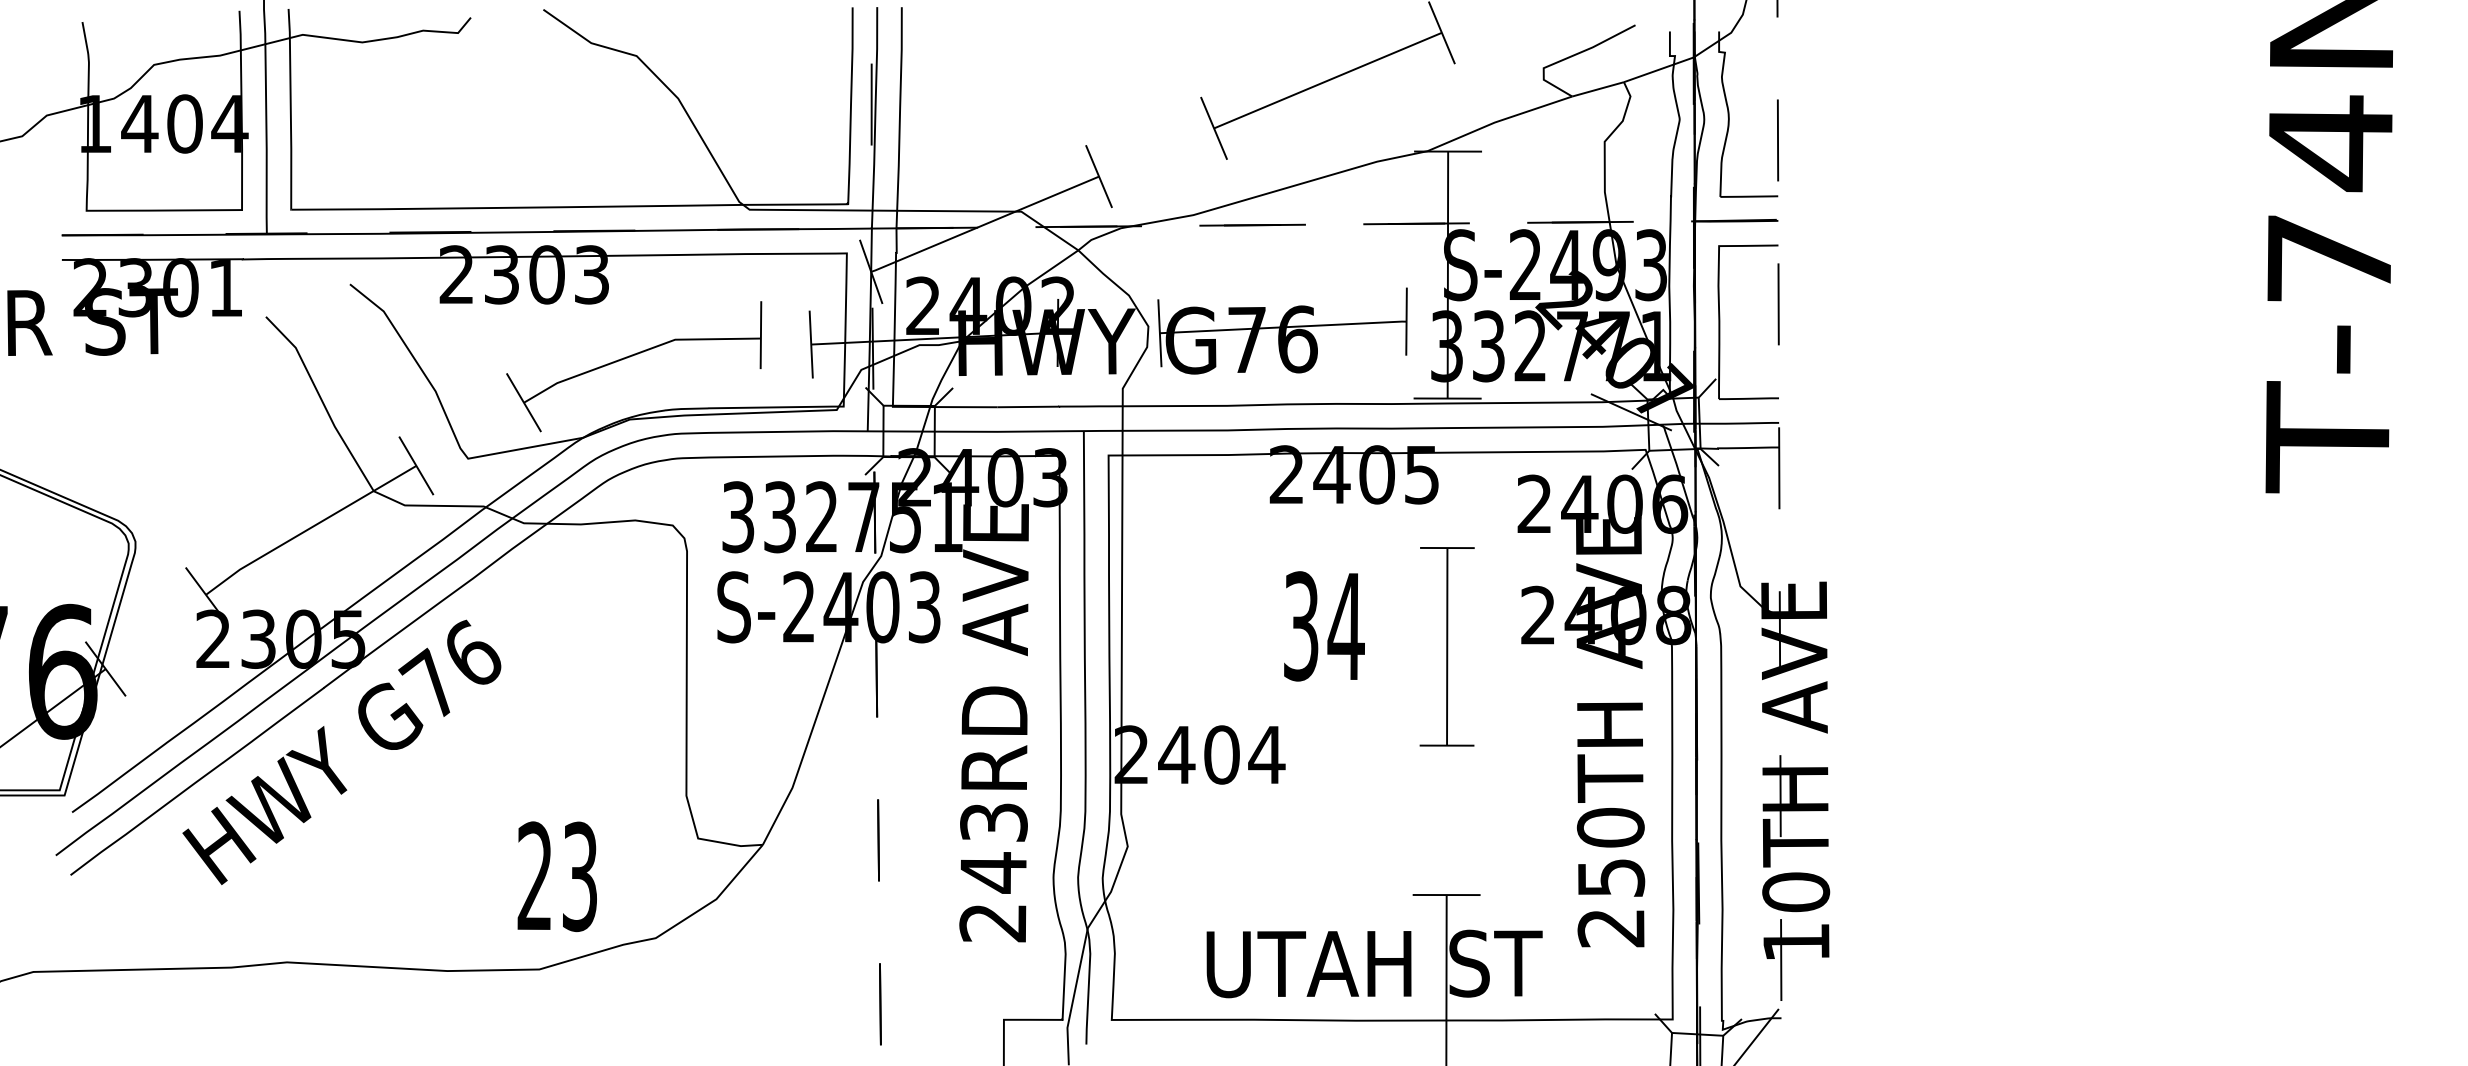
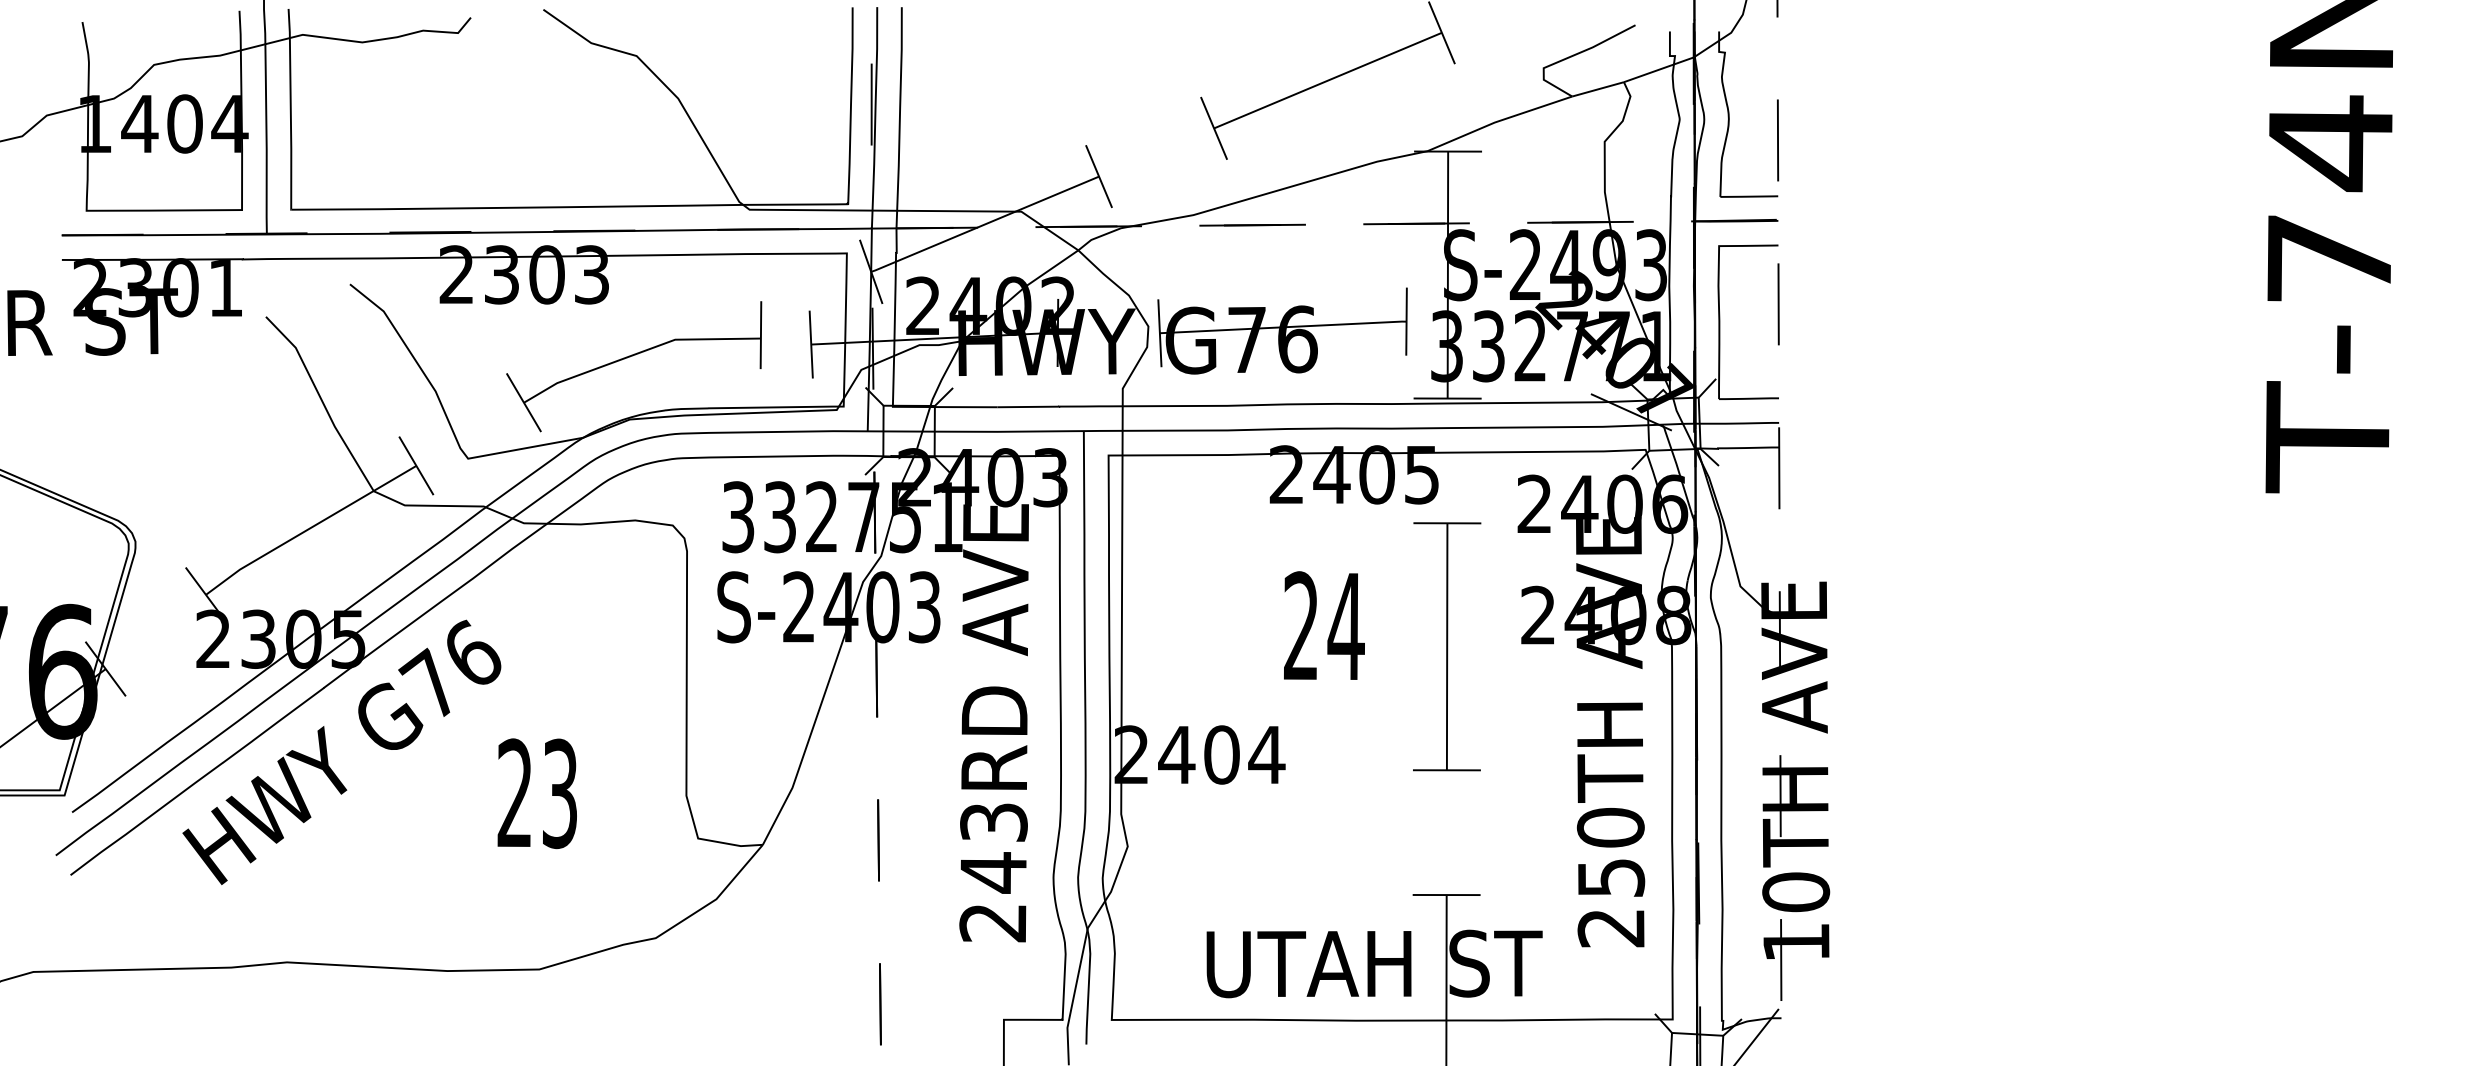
text: 34 -> 24 (1301, 626)
part size: 56x200 px -> 69x250 px (1447, 646)
text position: (556, 876) -> (536, 793) (536, 793)
